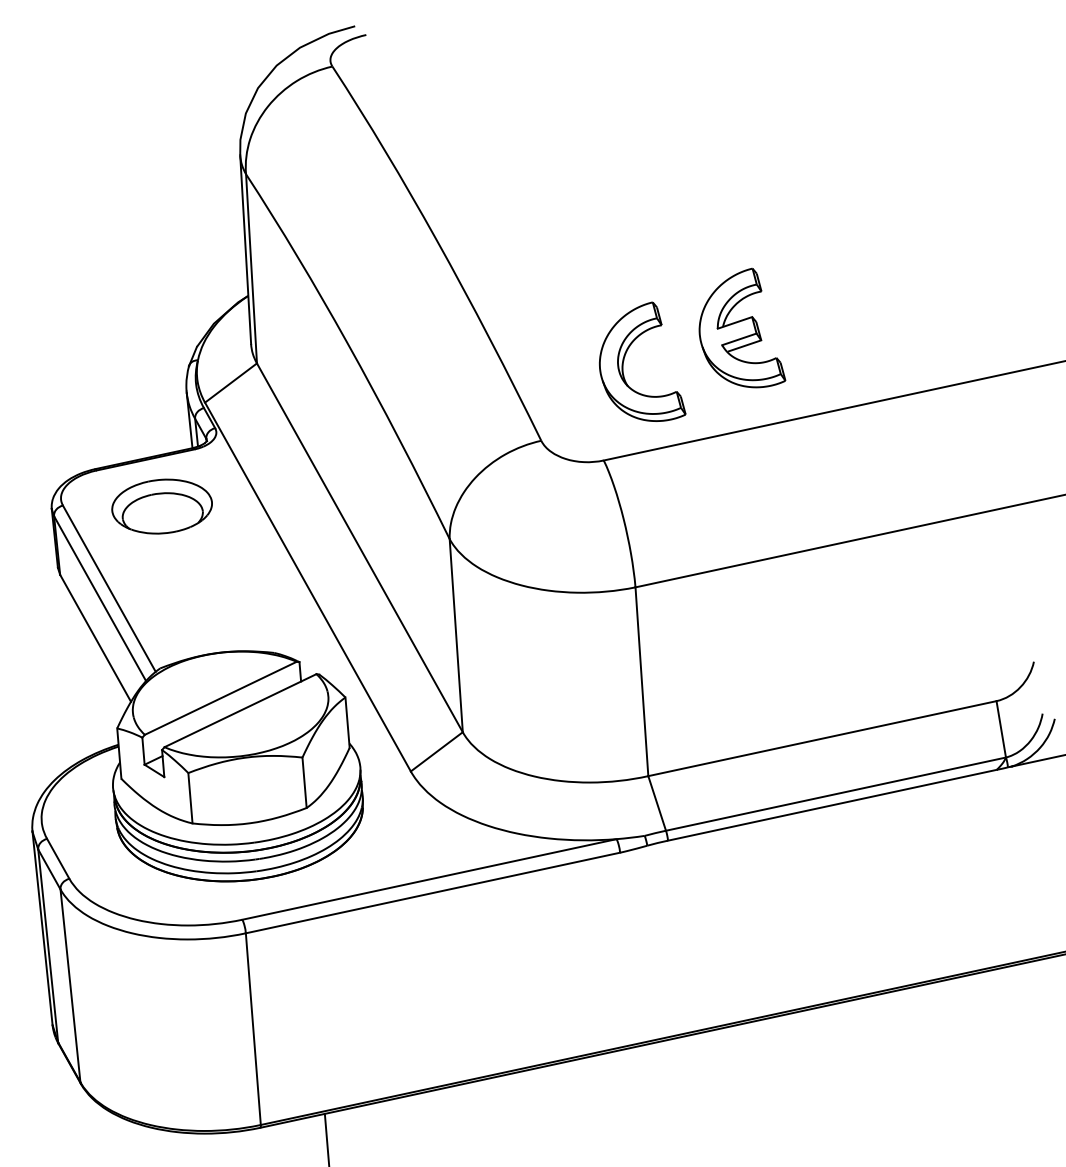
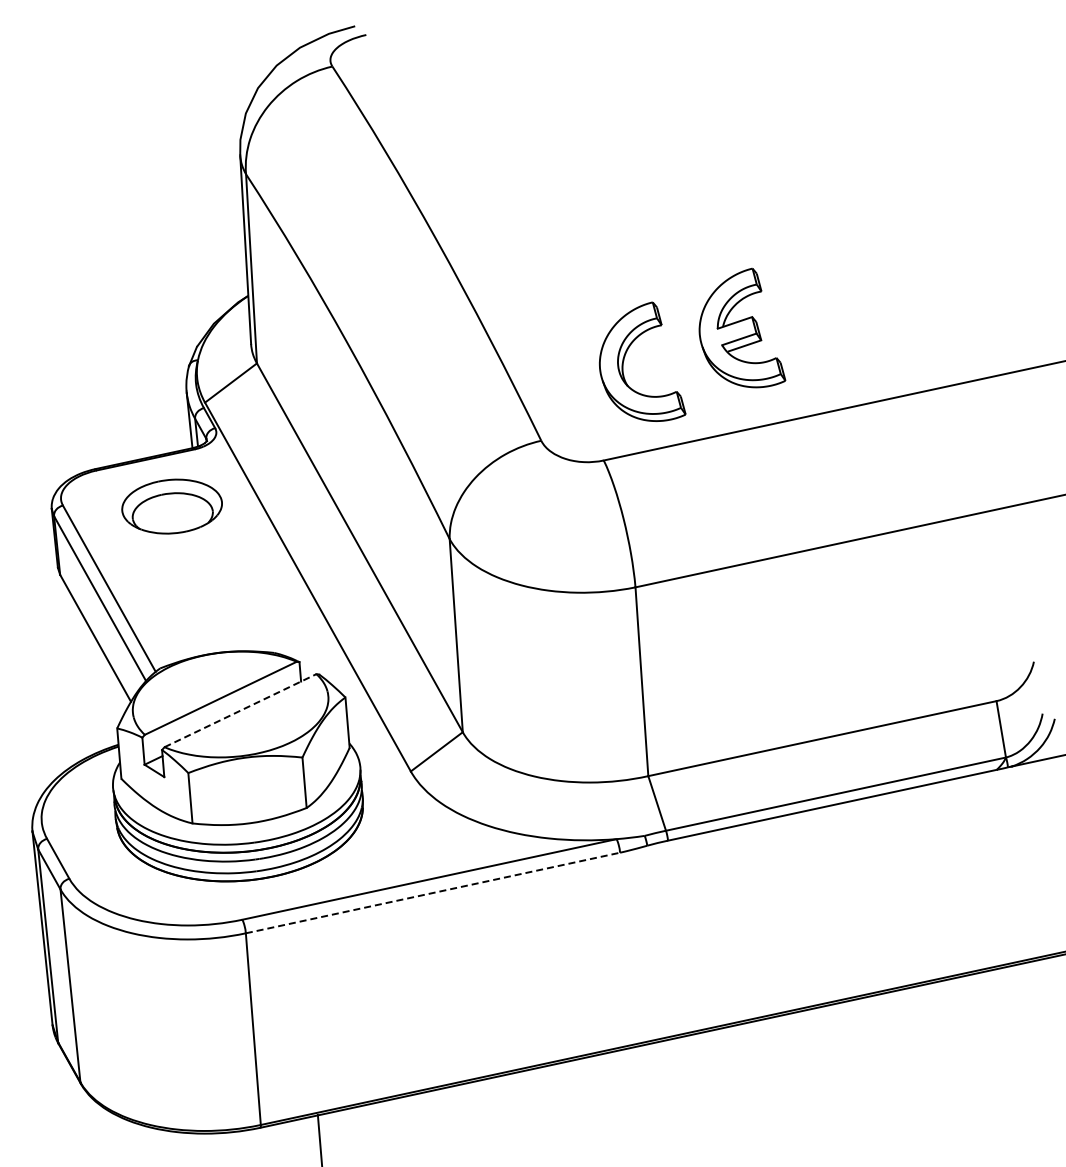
part position: (161, 506) -> (171, 506) (171, 506)
line: solid -> dashed (240, 710)
line: solid -> dashed (433, 892)
line position: (326, 1138) -> (319, 1138) (319, 1138)
